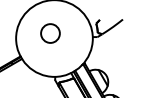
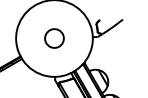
circle position: (50, 33) -> (54, 38) (54, 38)
